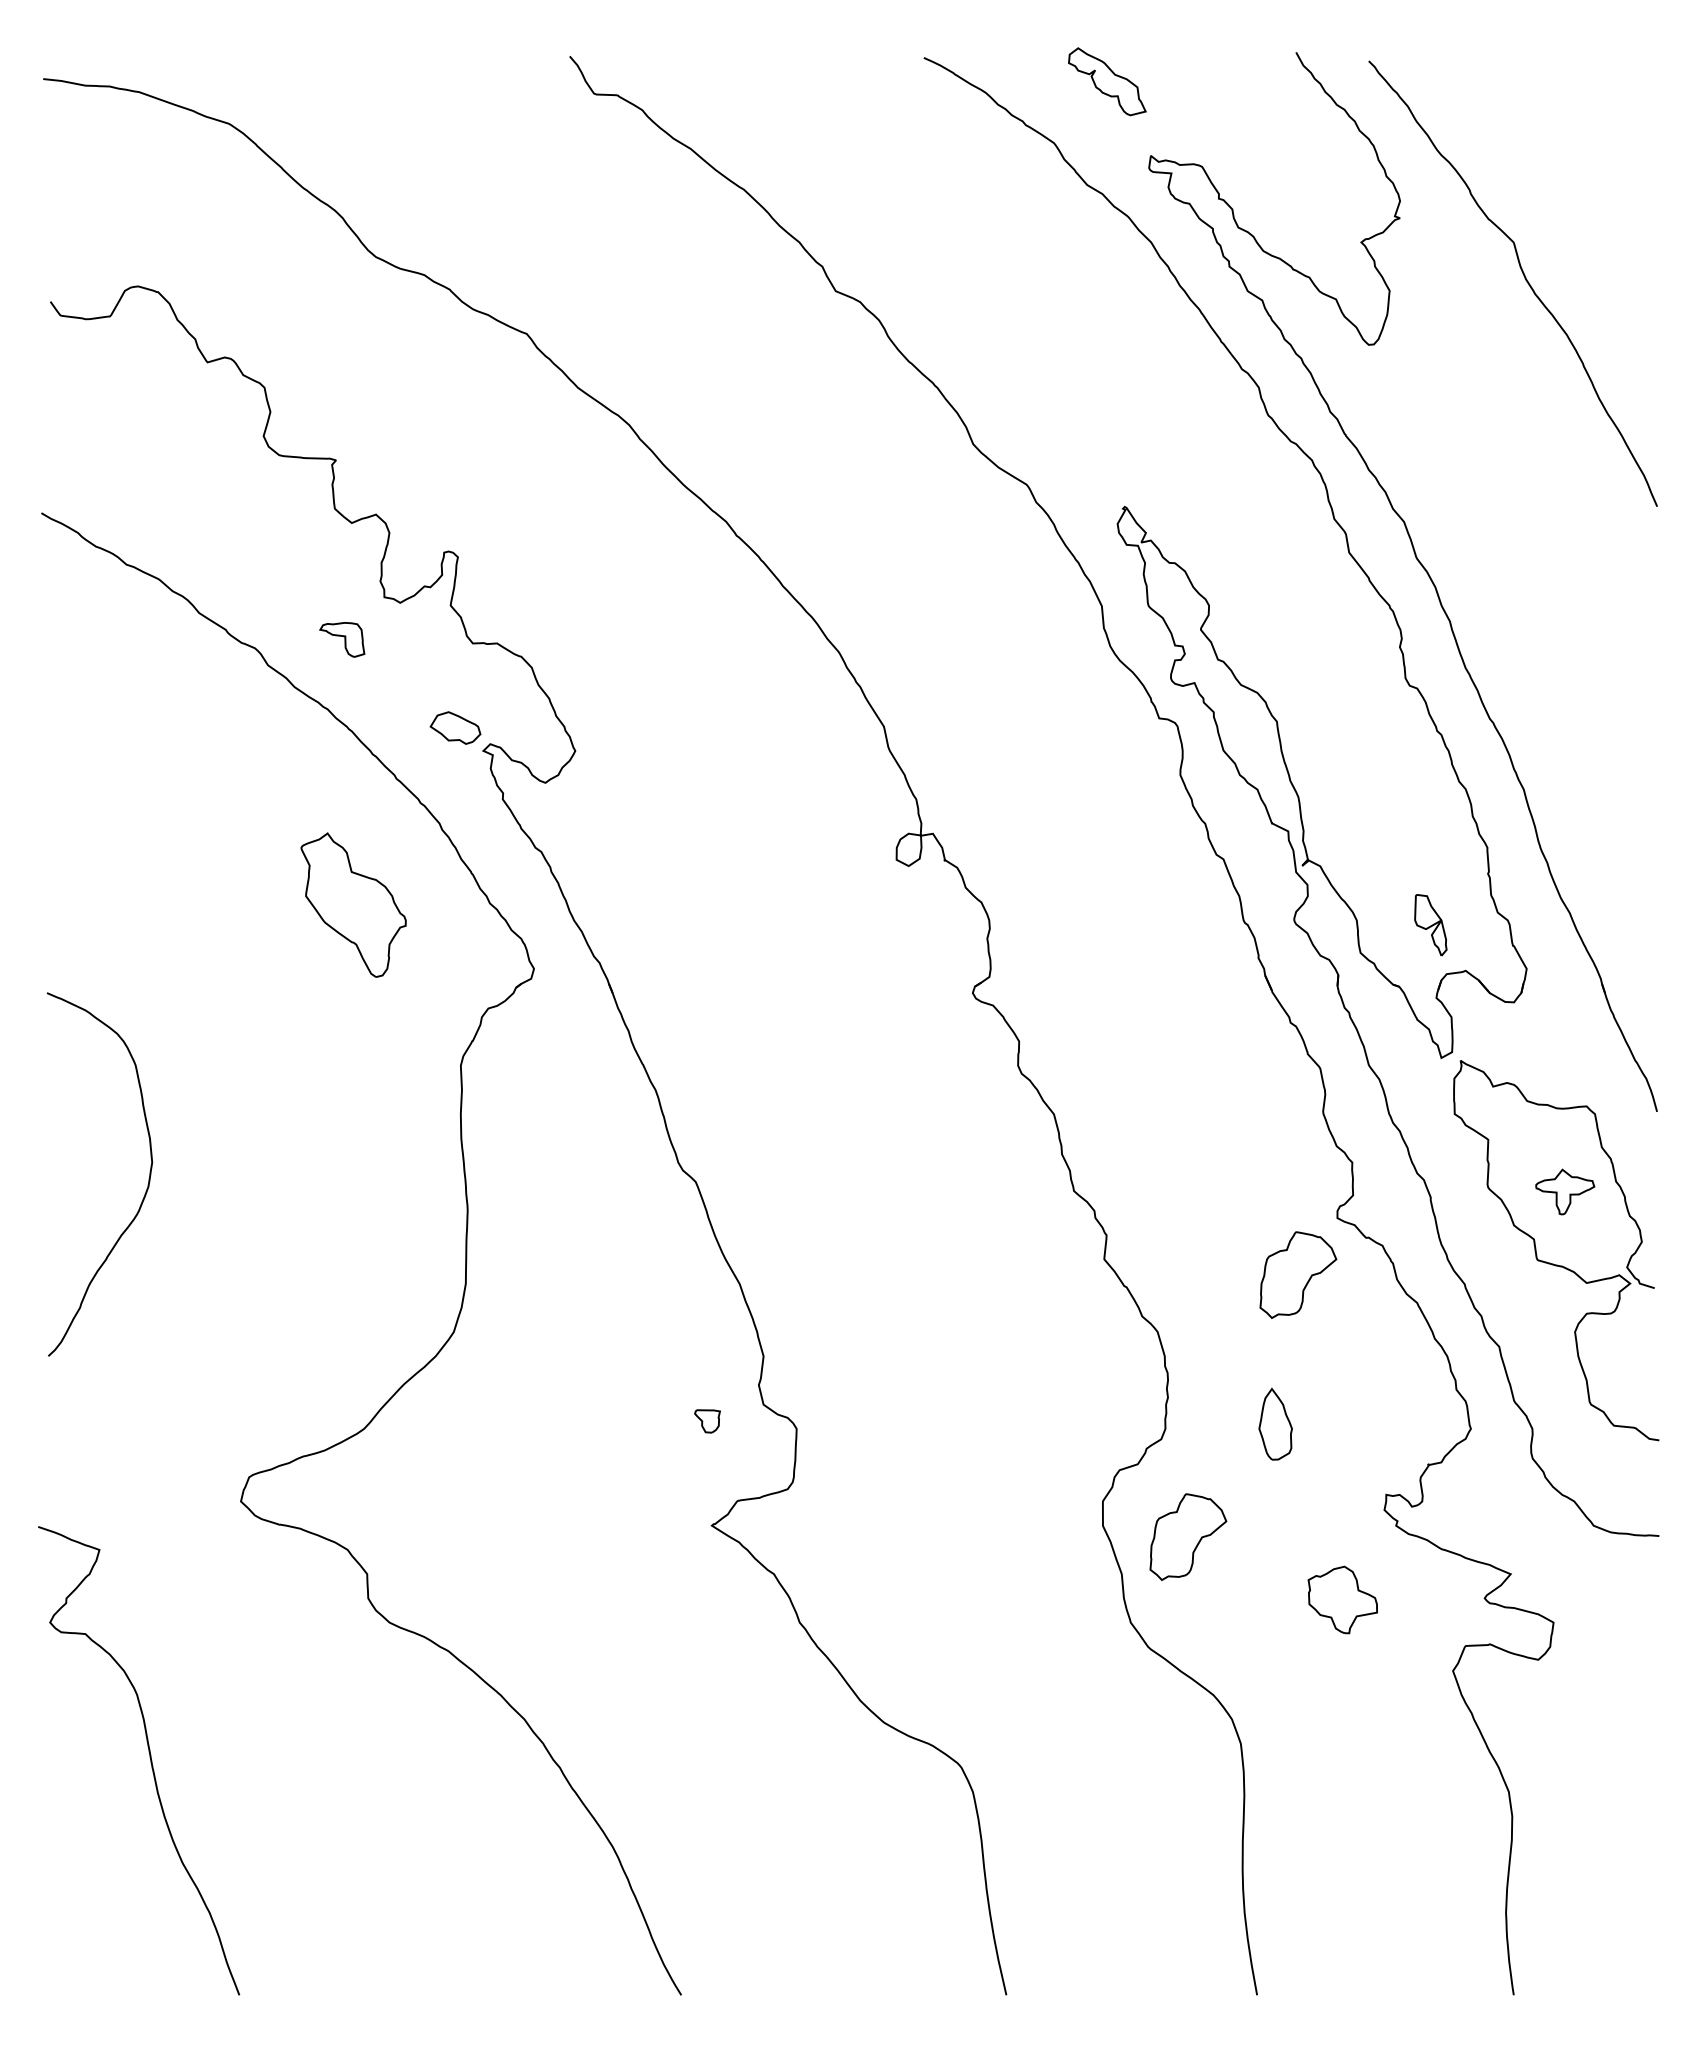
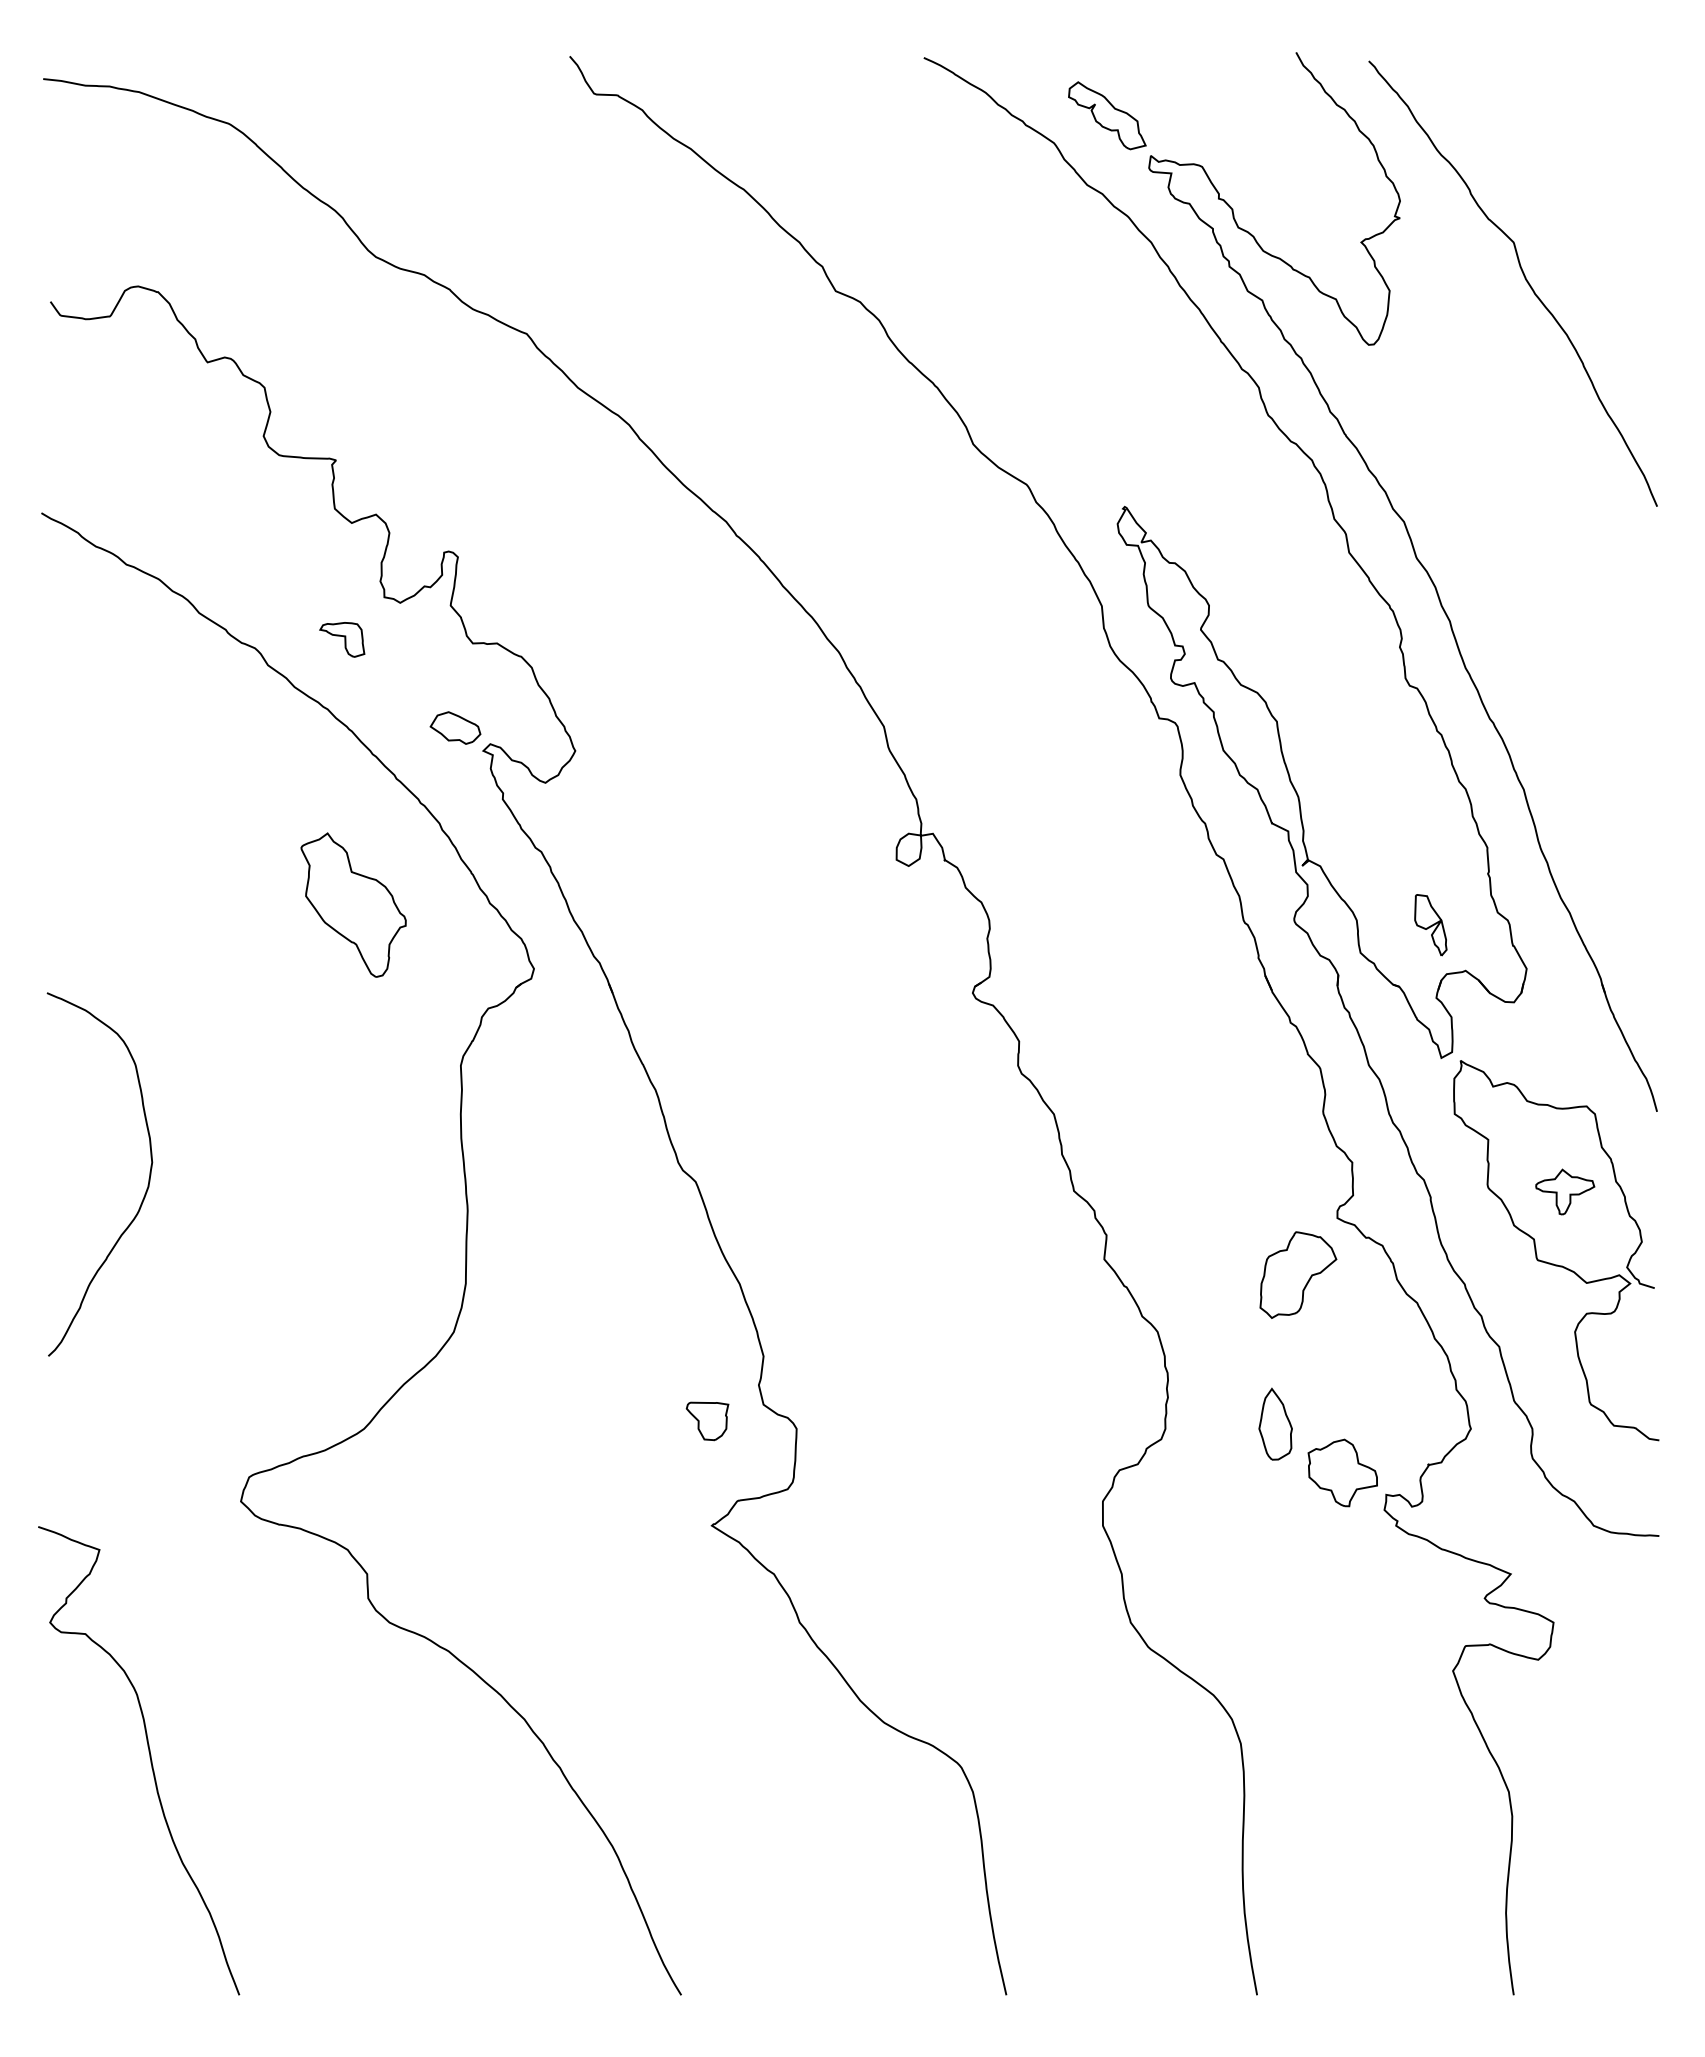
part position: (1107, 81) -> (1107, 115) (1107, 115)
part size: 27x25 px -> 45x41 px (707, 1421)
part: present -> none (1188, 1536)
part position: (1342, 1599) -> (1342, 1472) (1342, 1472)
